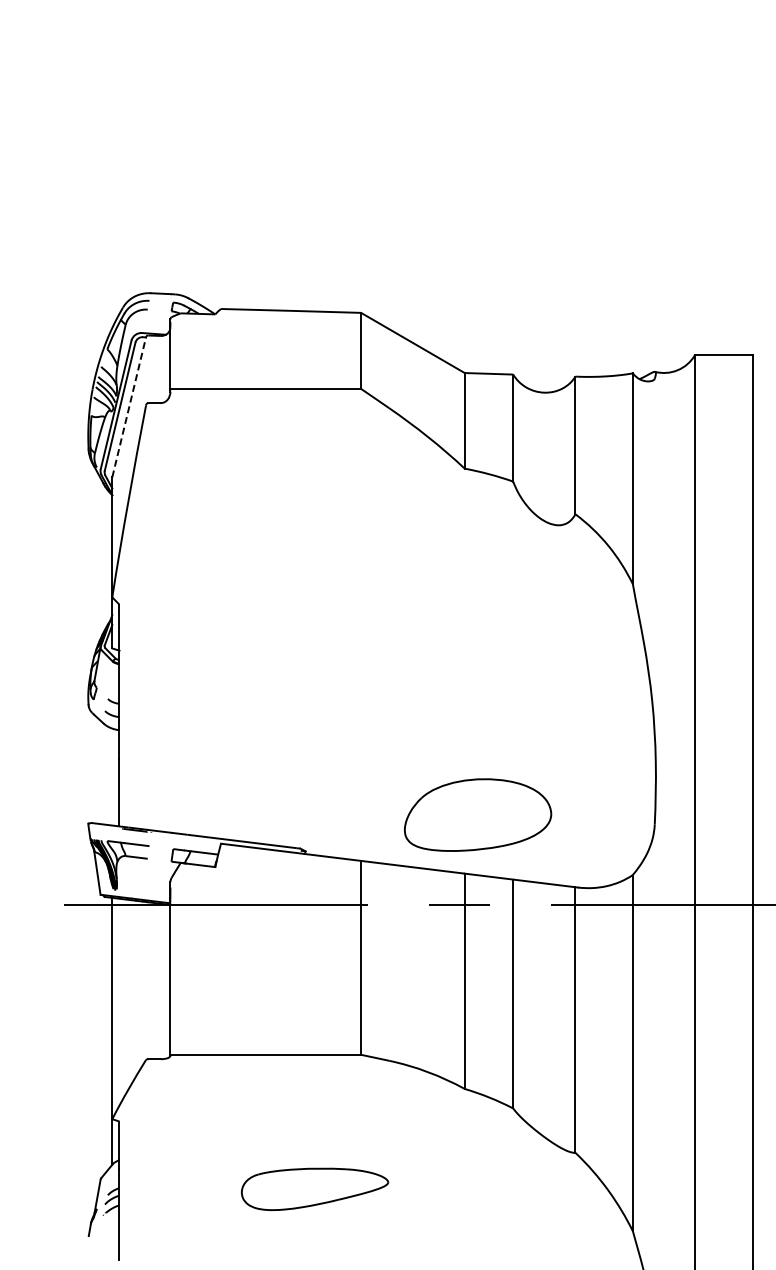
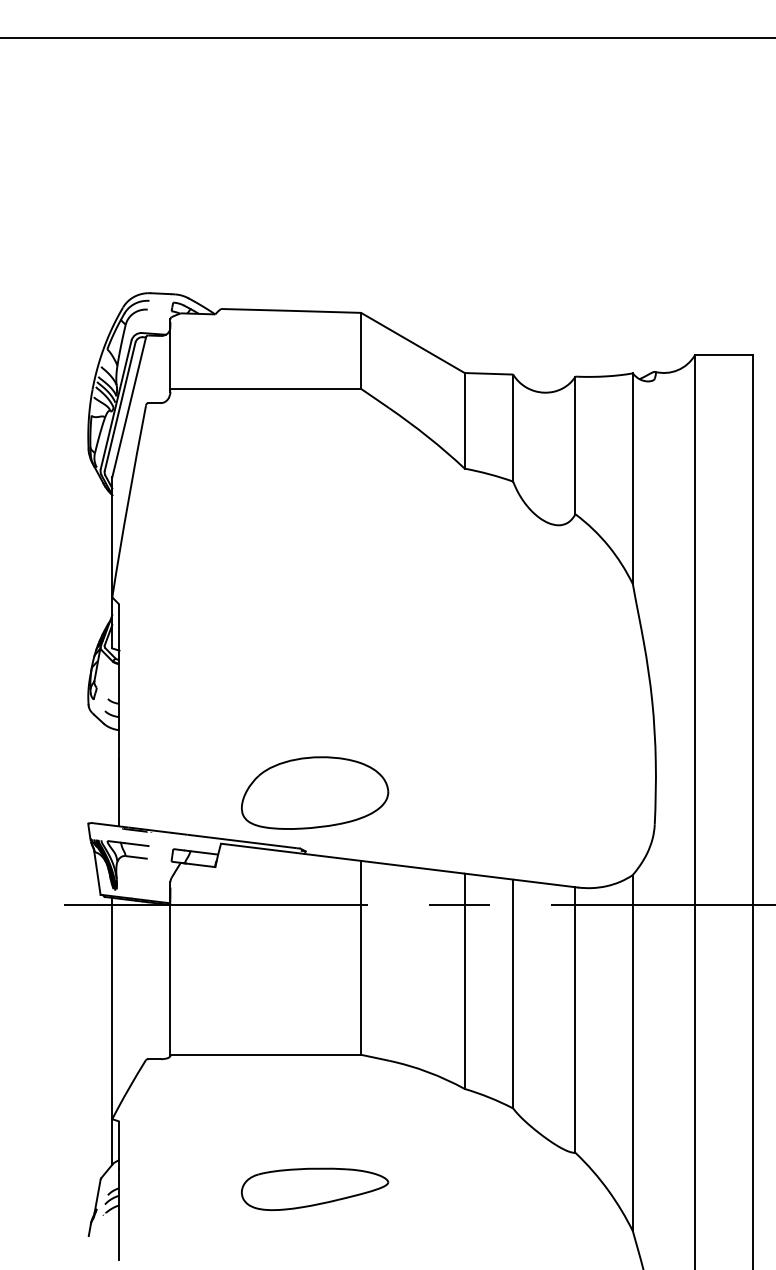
line: none -> present (387, 38)
line: dashed -> solid (129, 406)
part position: (477, 814) -> (314, 792) (314, 792)
